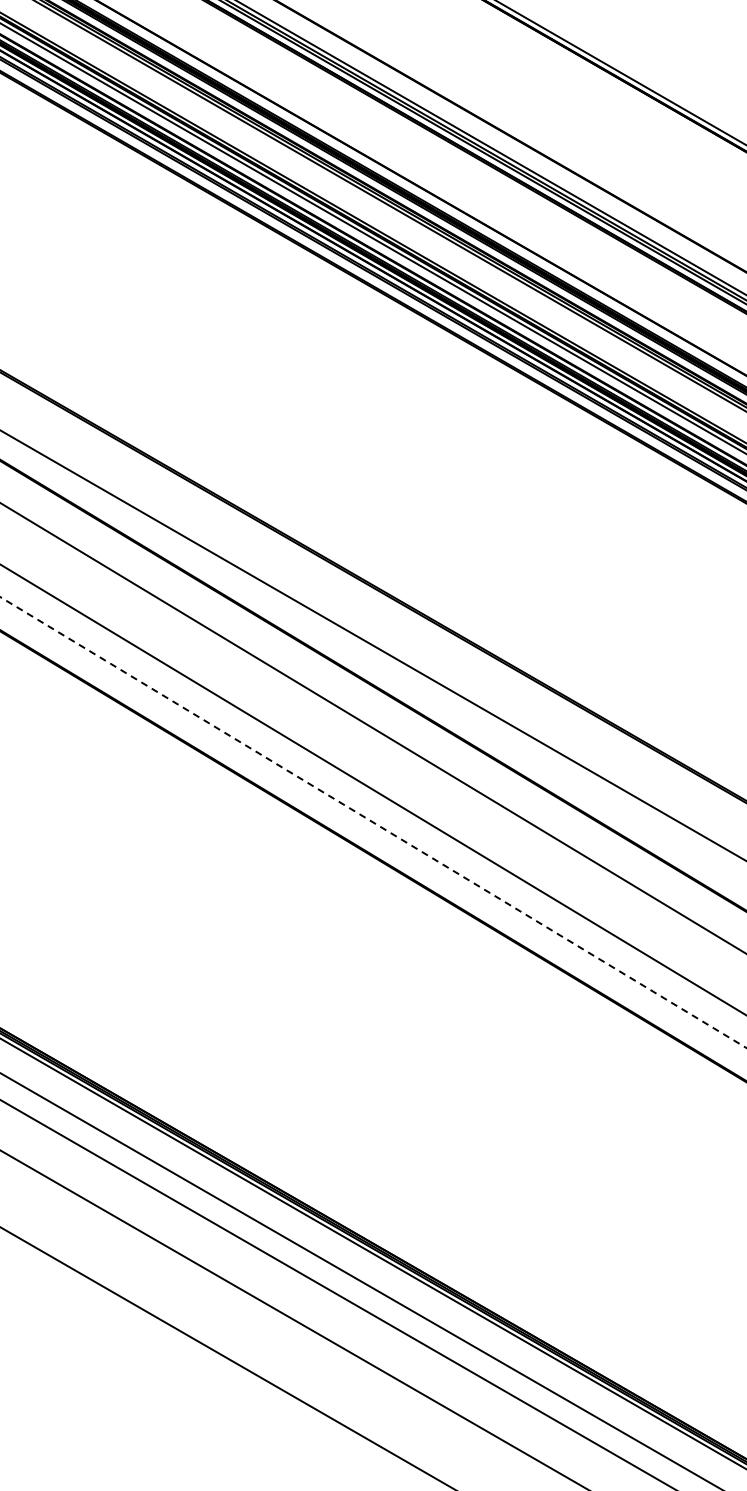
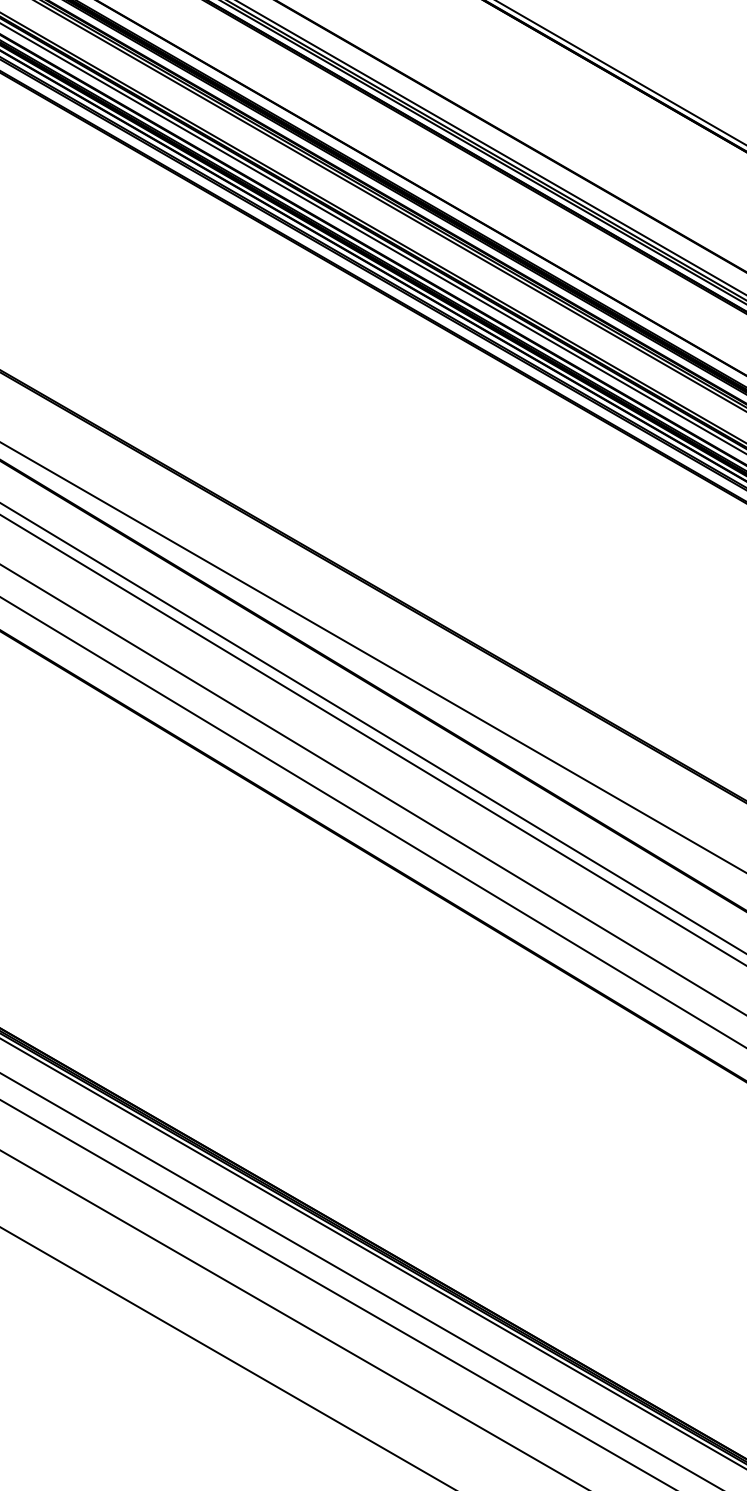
line position: (372, 645) -> (372, 657) (372, 657)
line: none -> present (372, 739)
line: dashed -> solid (373, 822)
